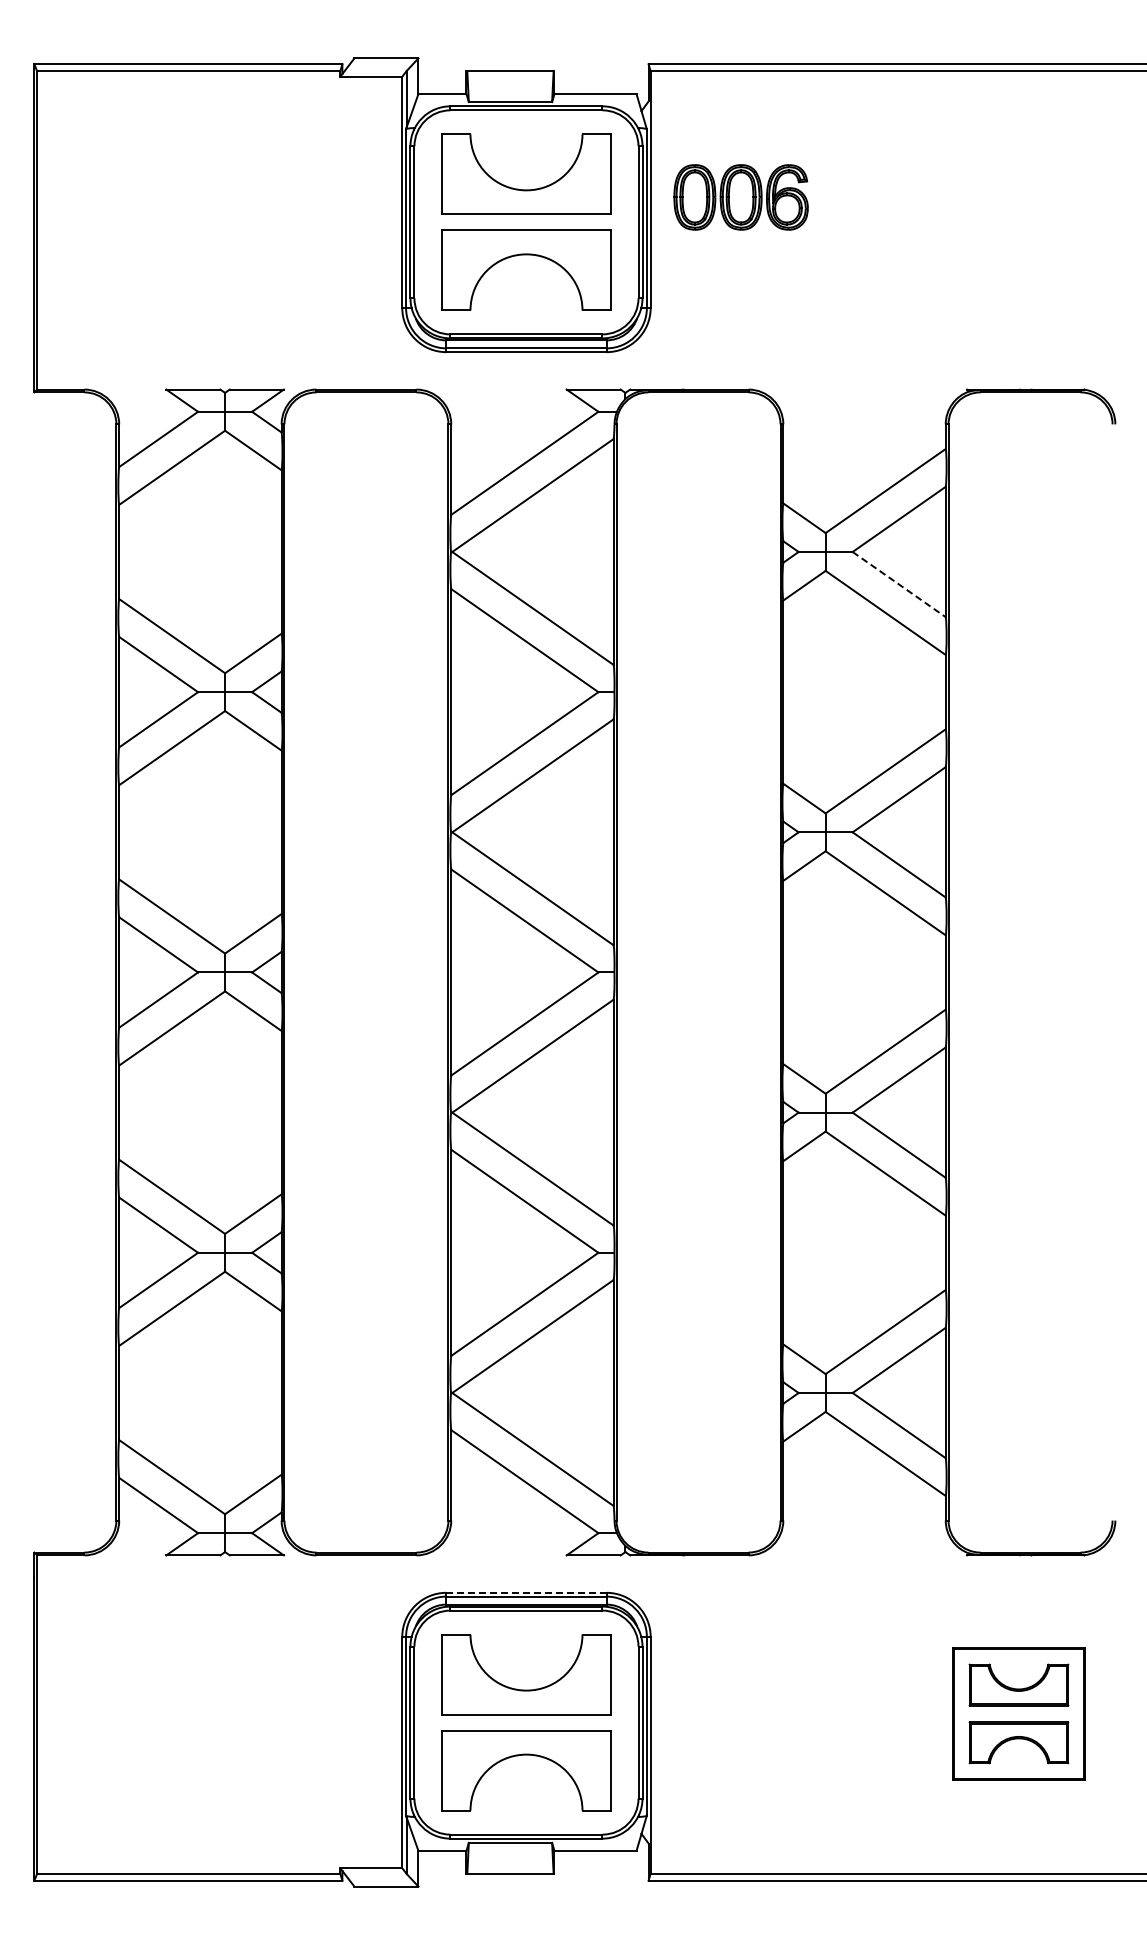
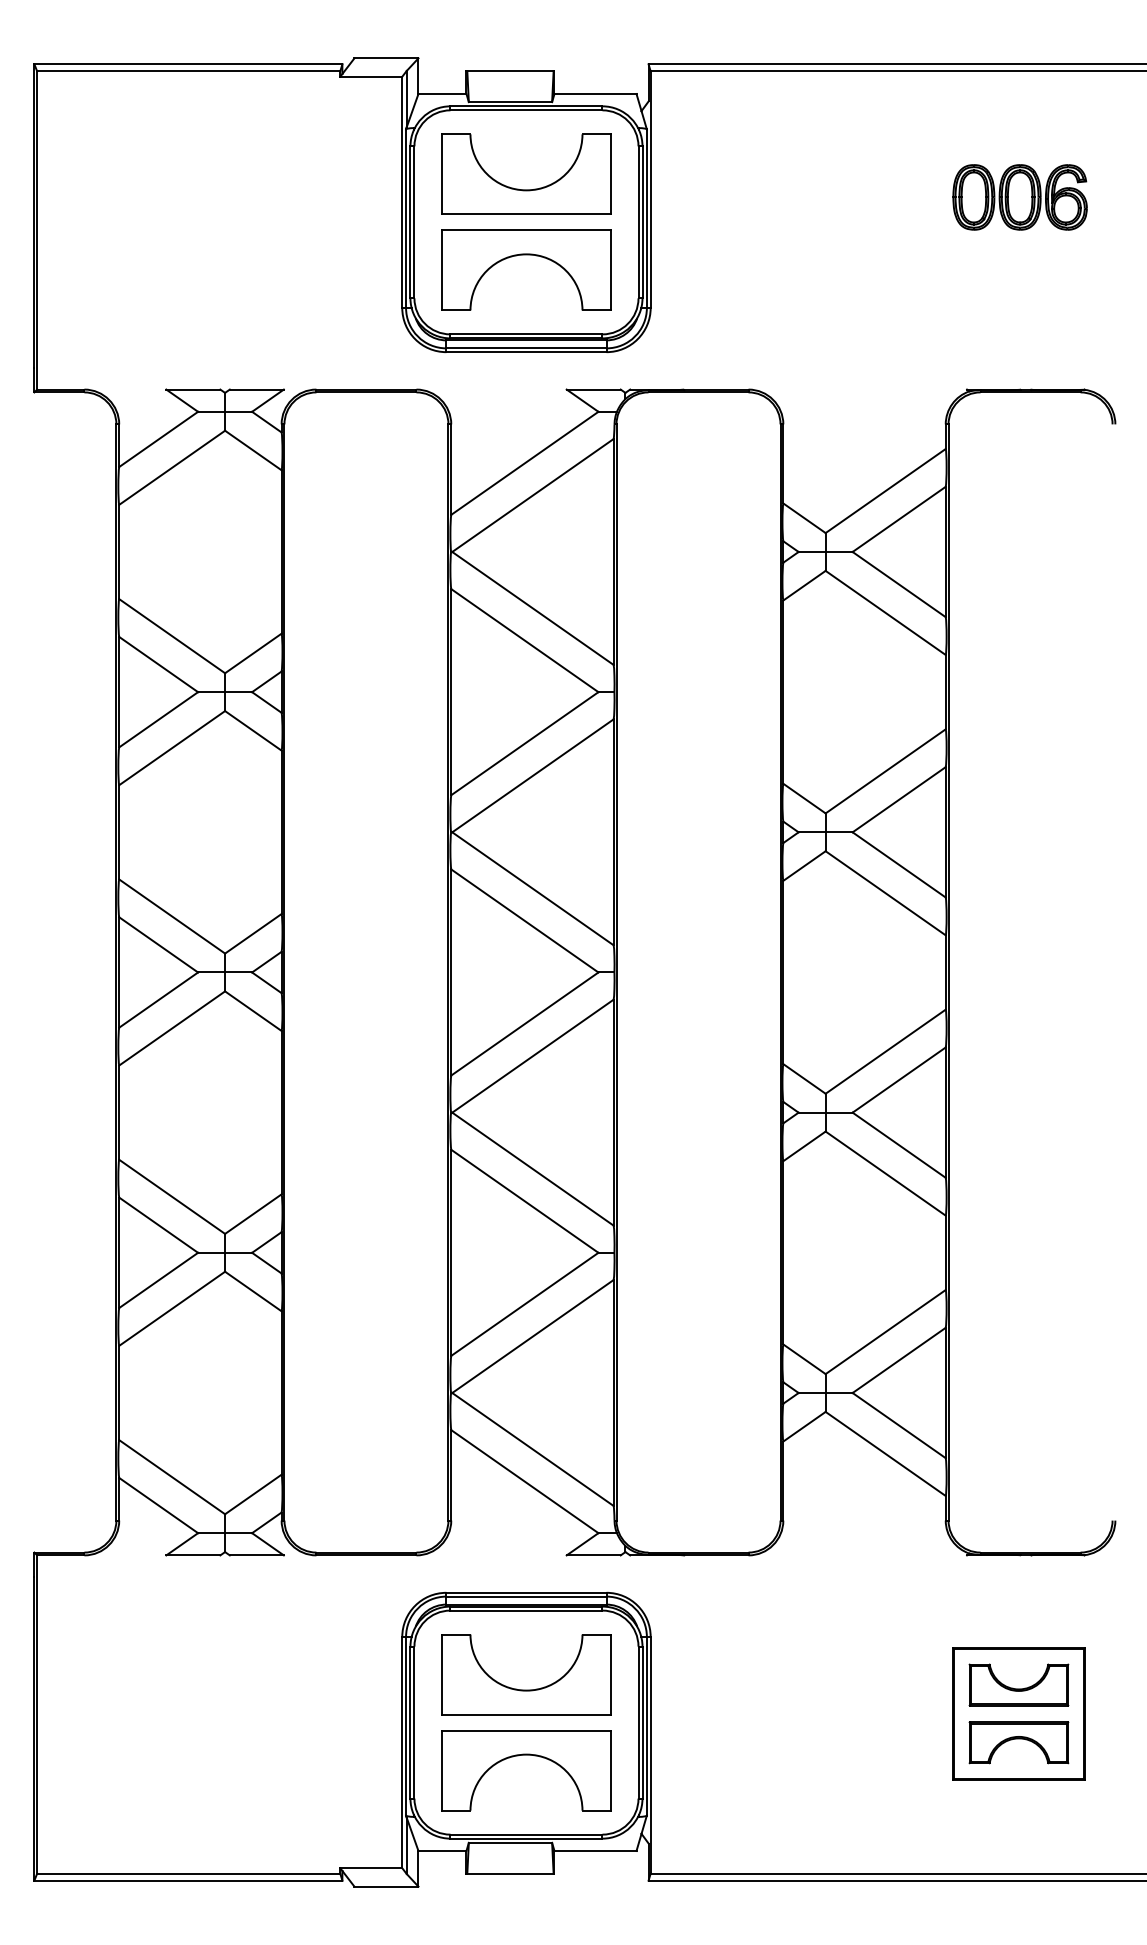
part position: (740, 197) -> (1019, 197) (1019, 197)
line: dashed -> solid (899, 584)
line: dashed -> solid (526, 1592)
